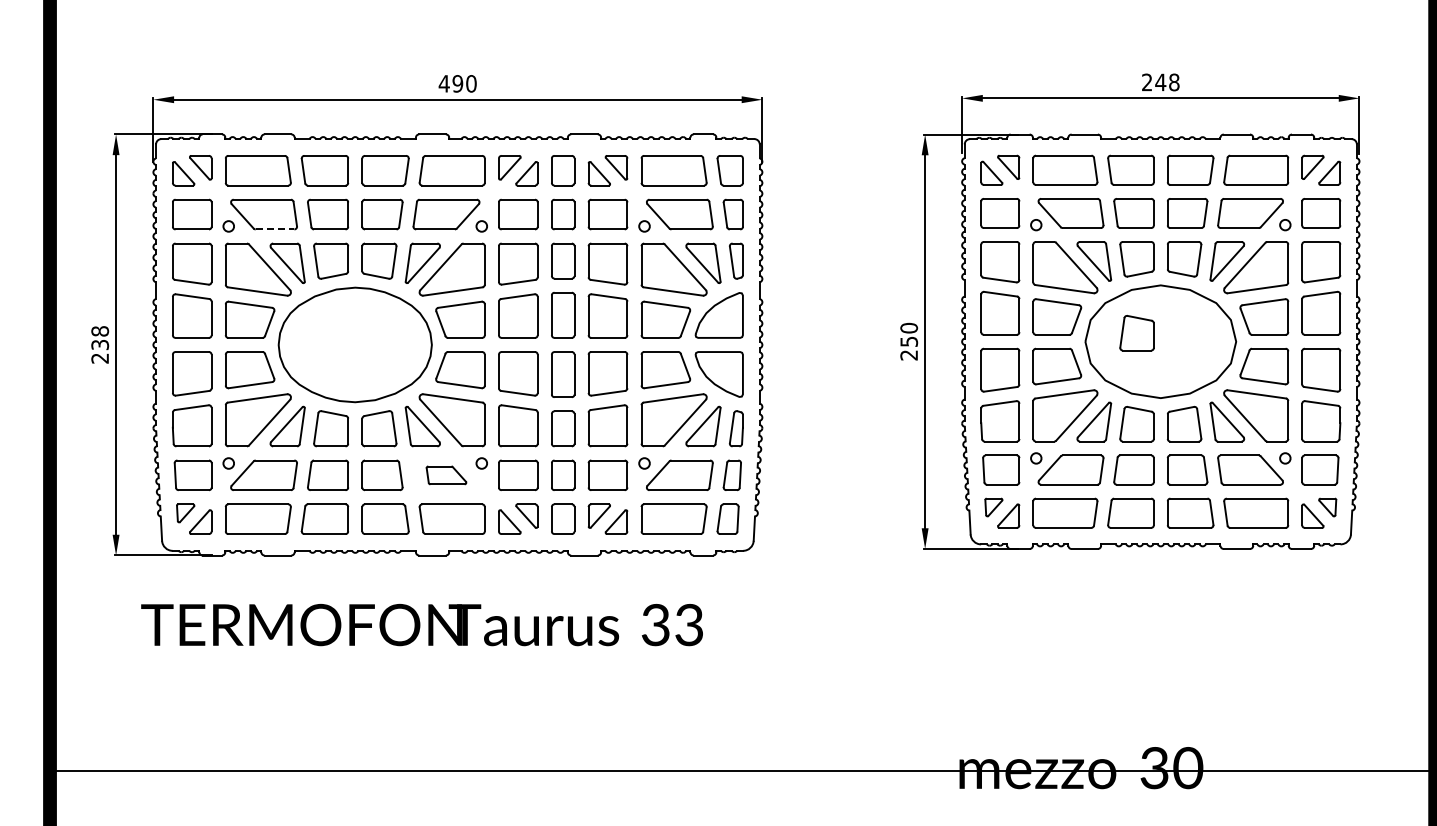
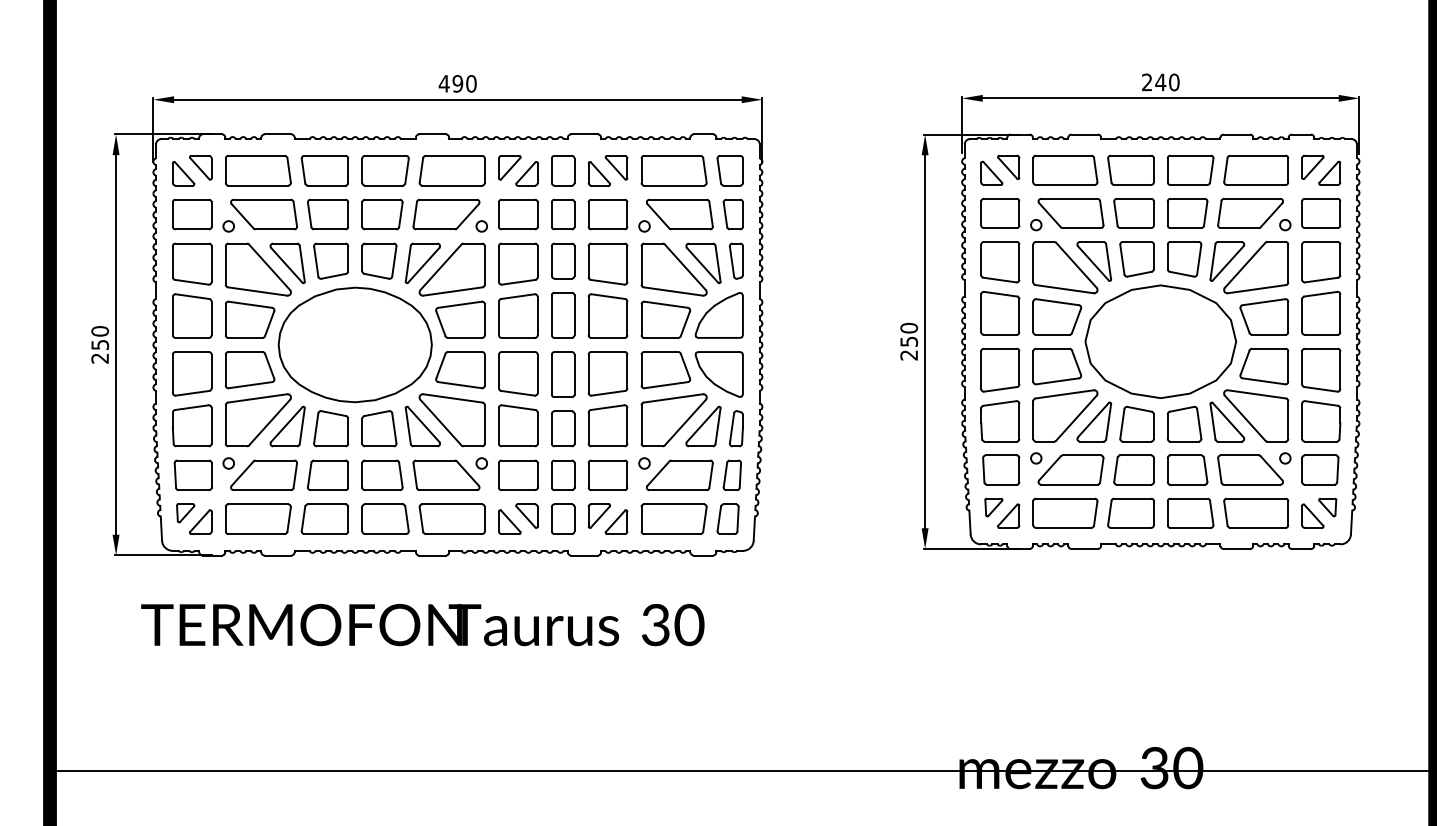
text: 248 -> 240 (1174, 82)
line: dashed -> solid (275, 229)
part: present -> none (1136, 333)
text: 238 -> 250 (99, 337)
part size: 43x21 px -> 69x33 px (446, 475)
text: 33 -> 30 (689, 624)
